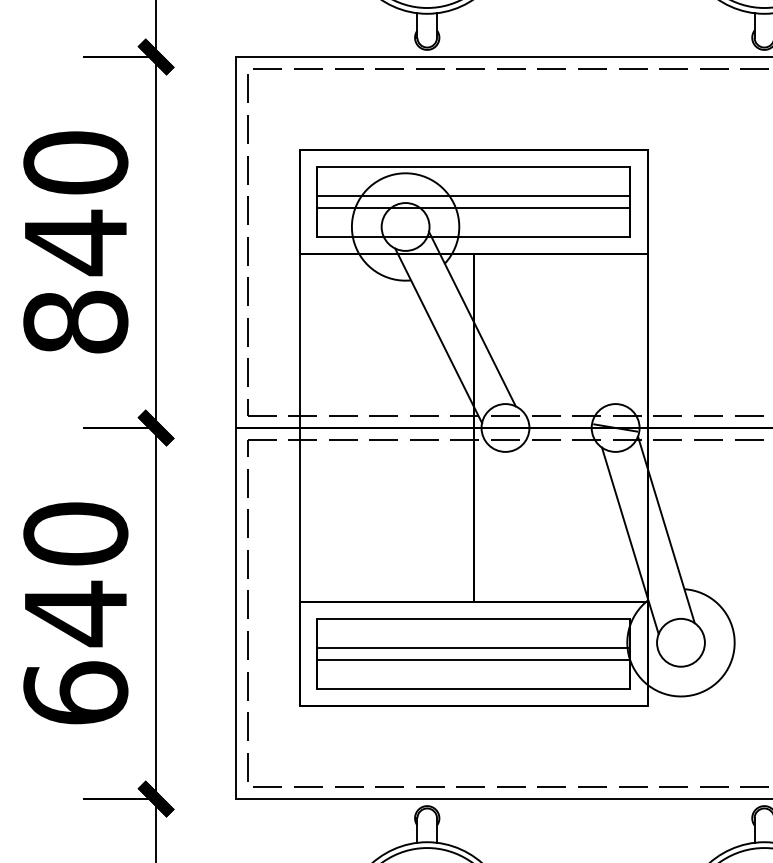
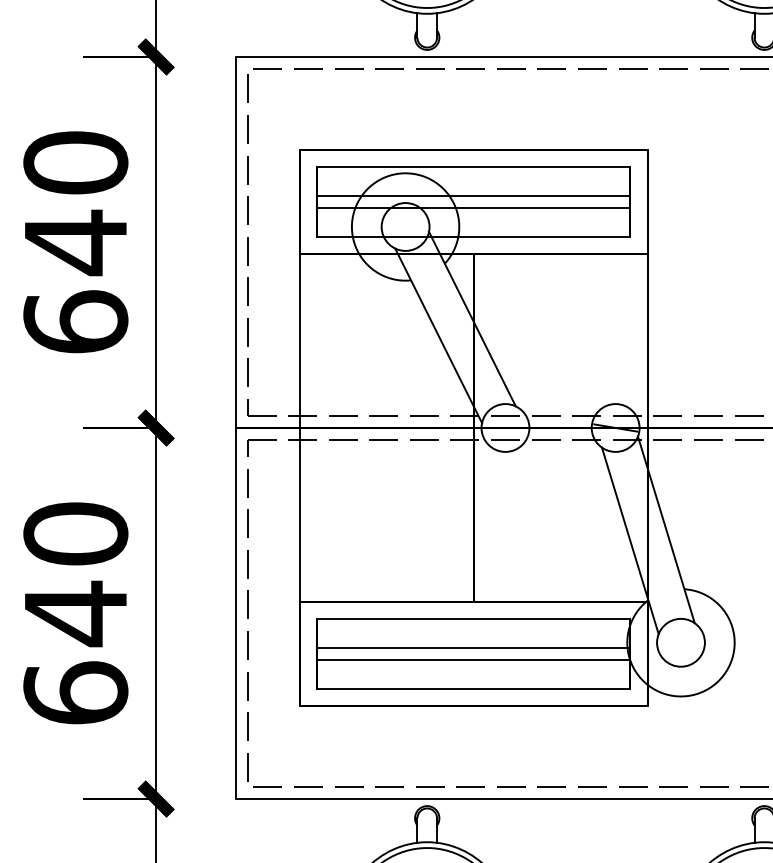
text: 840 -> 640 (75, 321)
